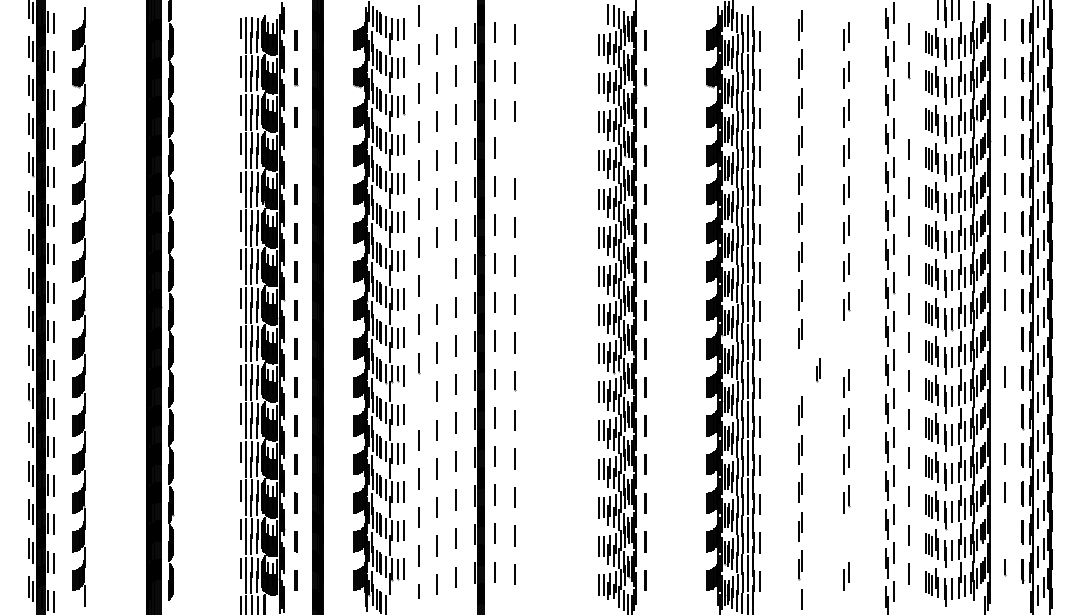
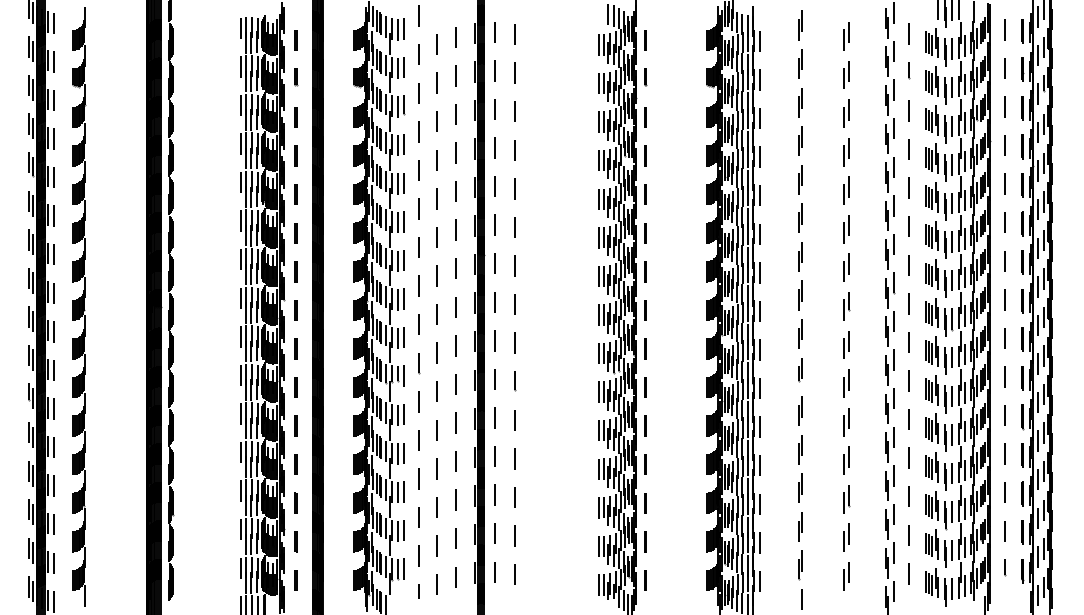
line: none -> present (908, 110)
line: none -> present (514, 150)
line: none -> present (295, 155)
line: none -> present (436, 275)
line: none -> present (1004, 338)
part: none -> present (846, 344)
part position: (818, 370) -> (800, 370) (800, 370)
line: none -> present (418, 401)
line: none -> present (1004, 415)
line: none -> present (1004, 531)
part: none -> present (846, 537)
